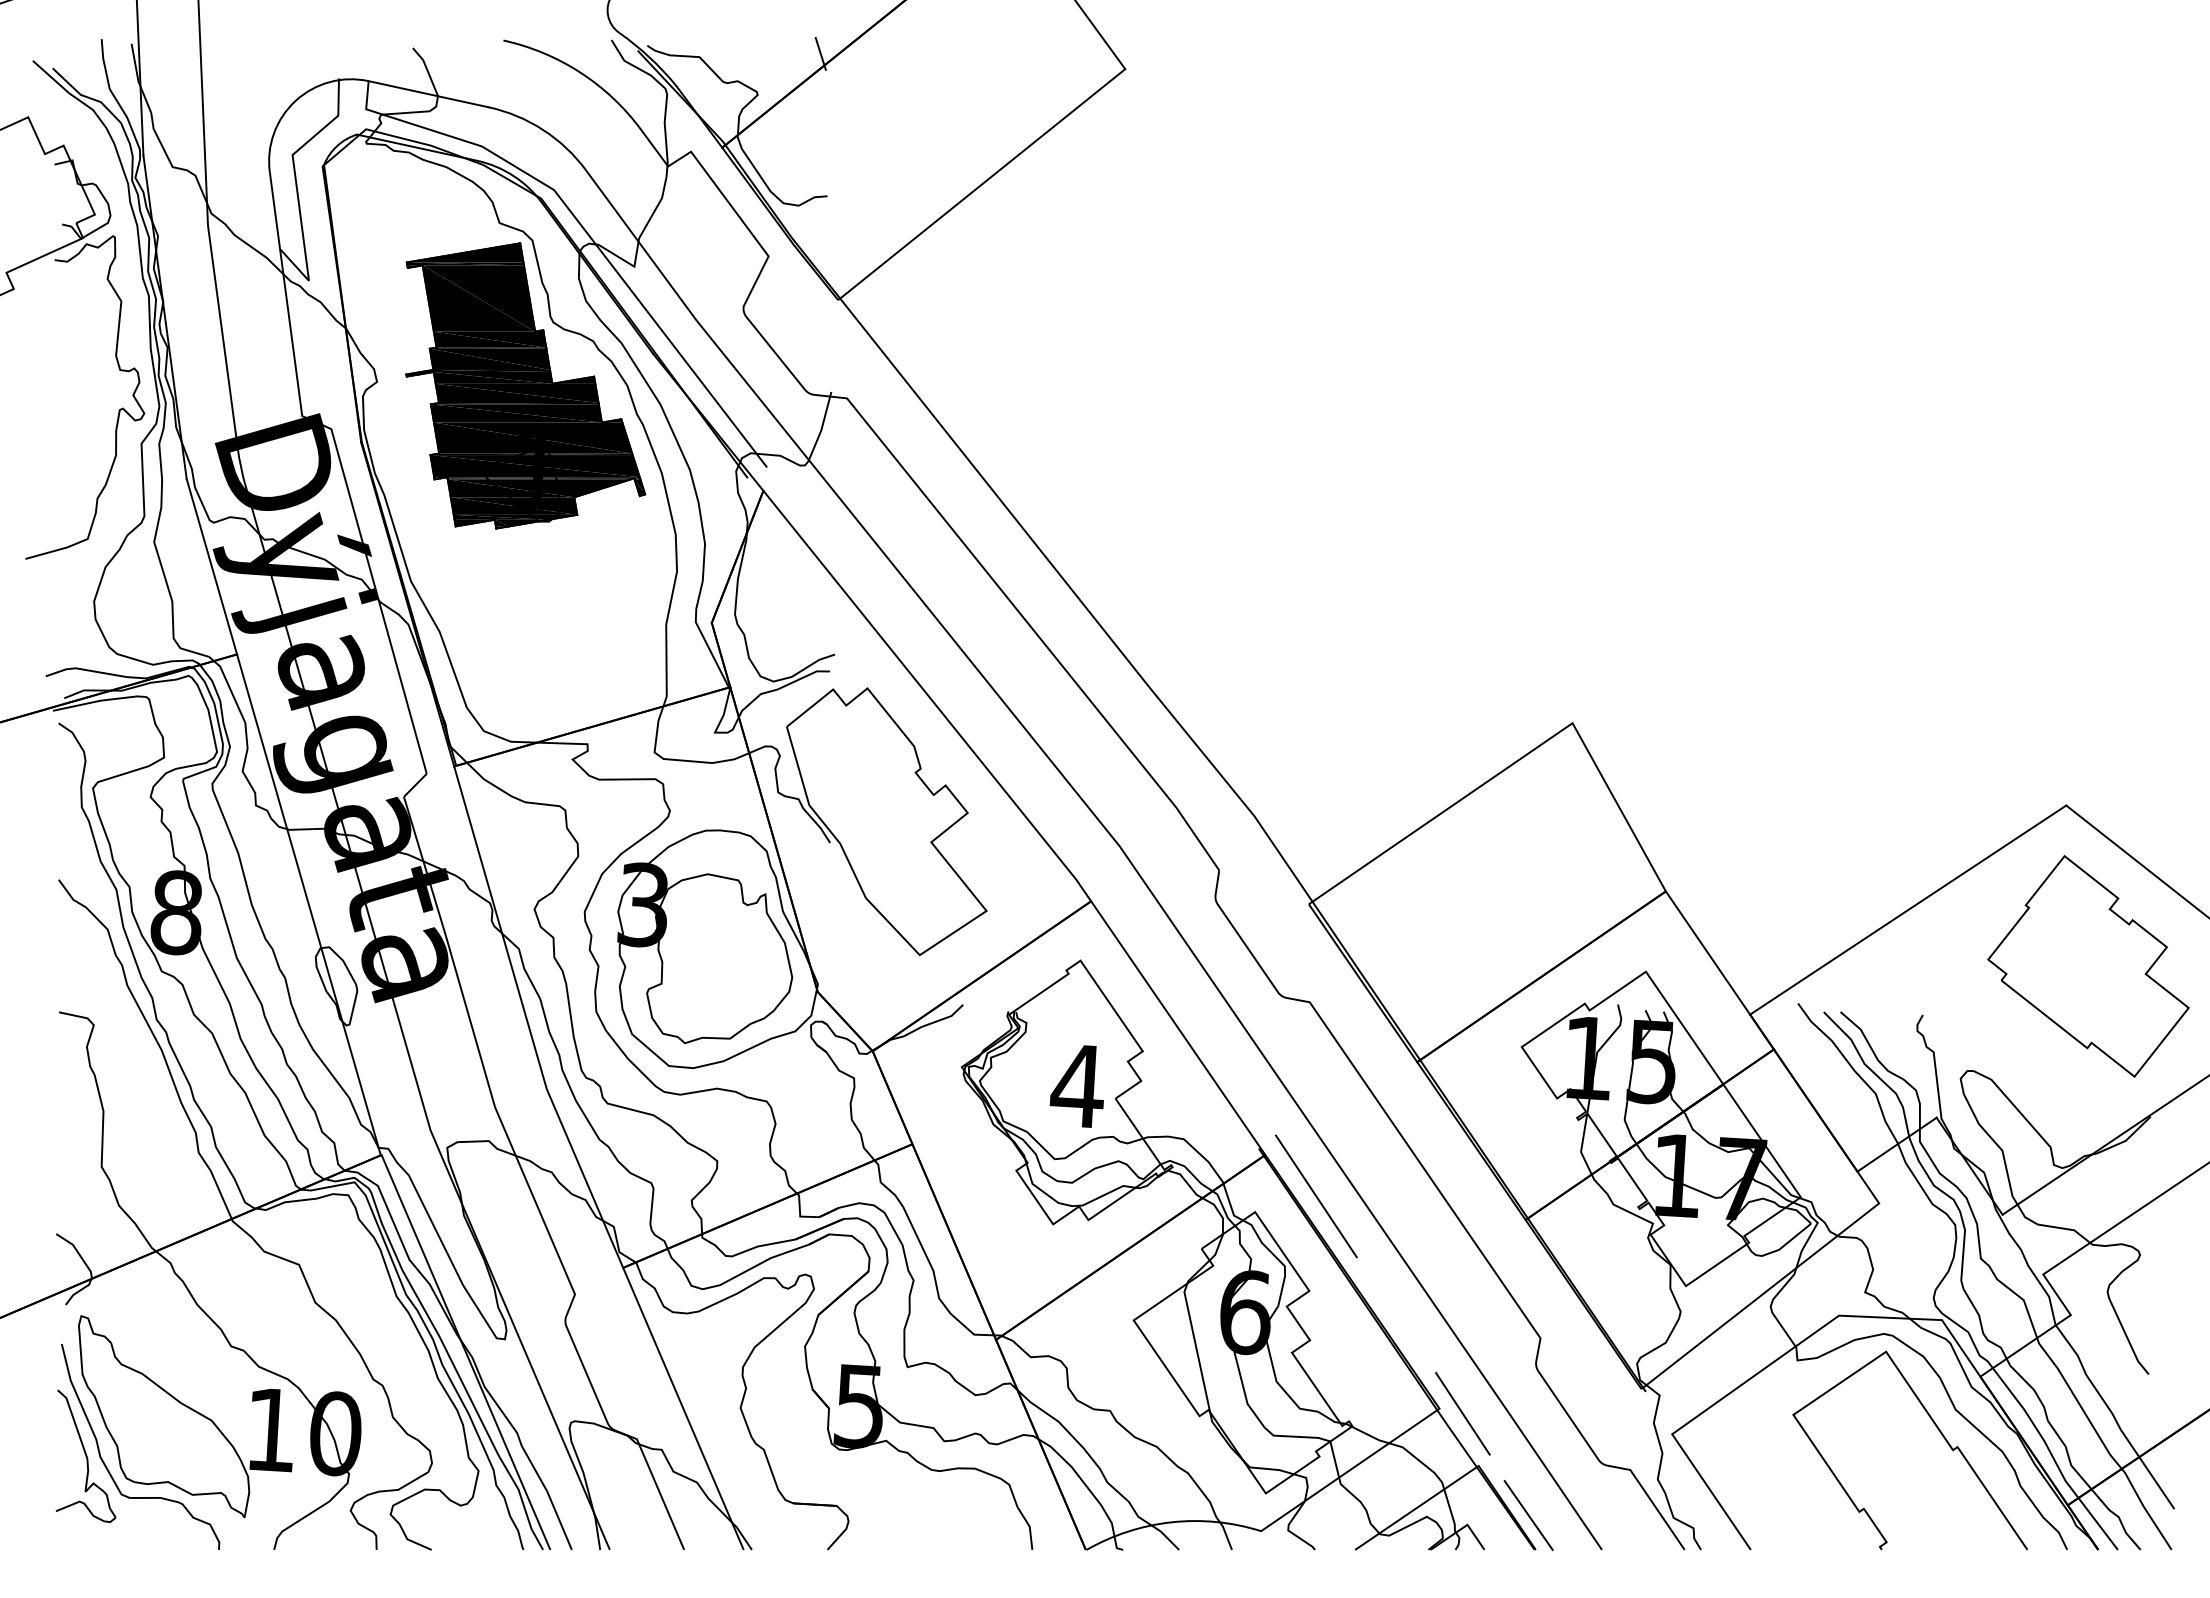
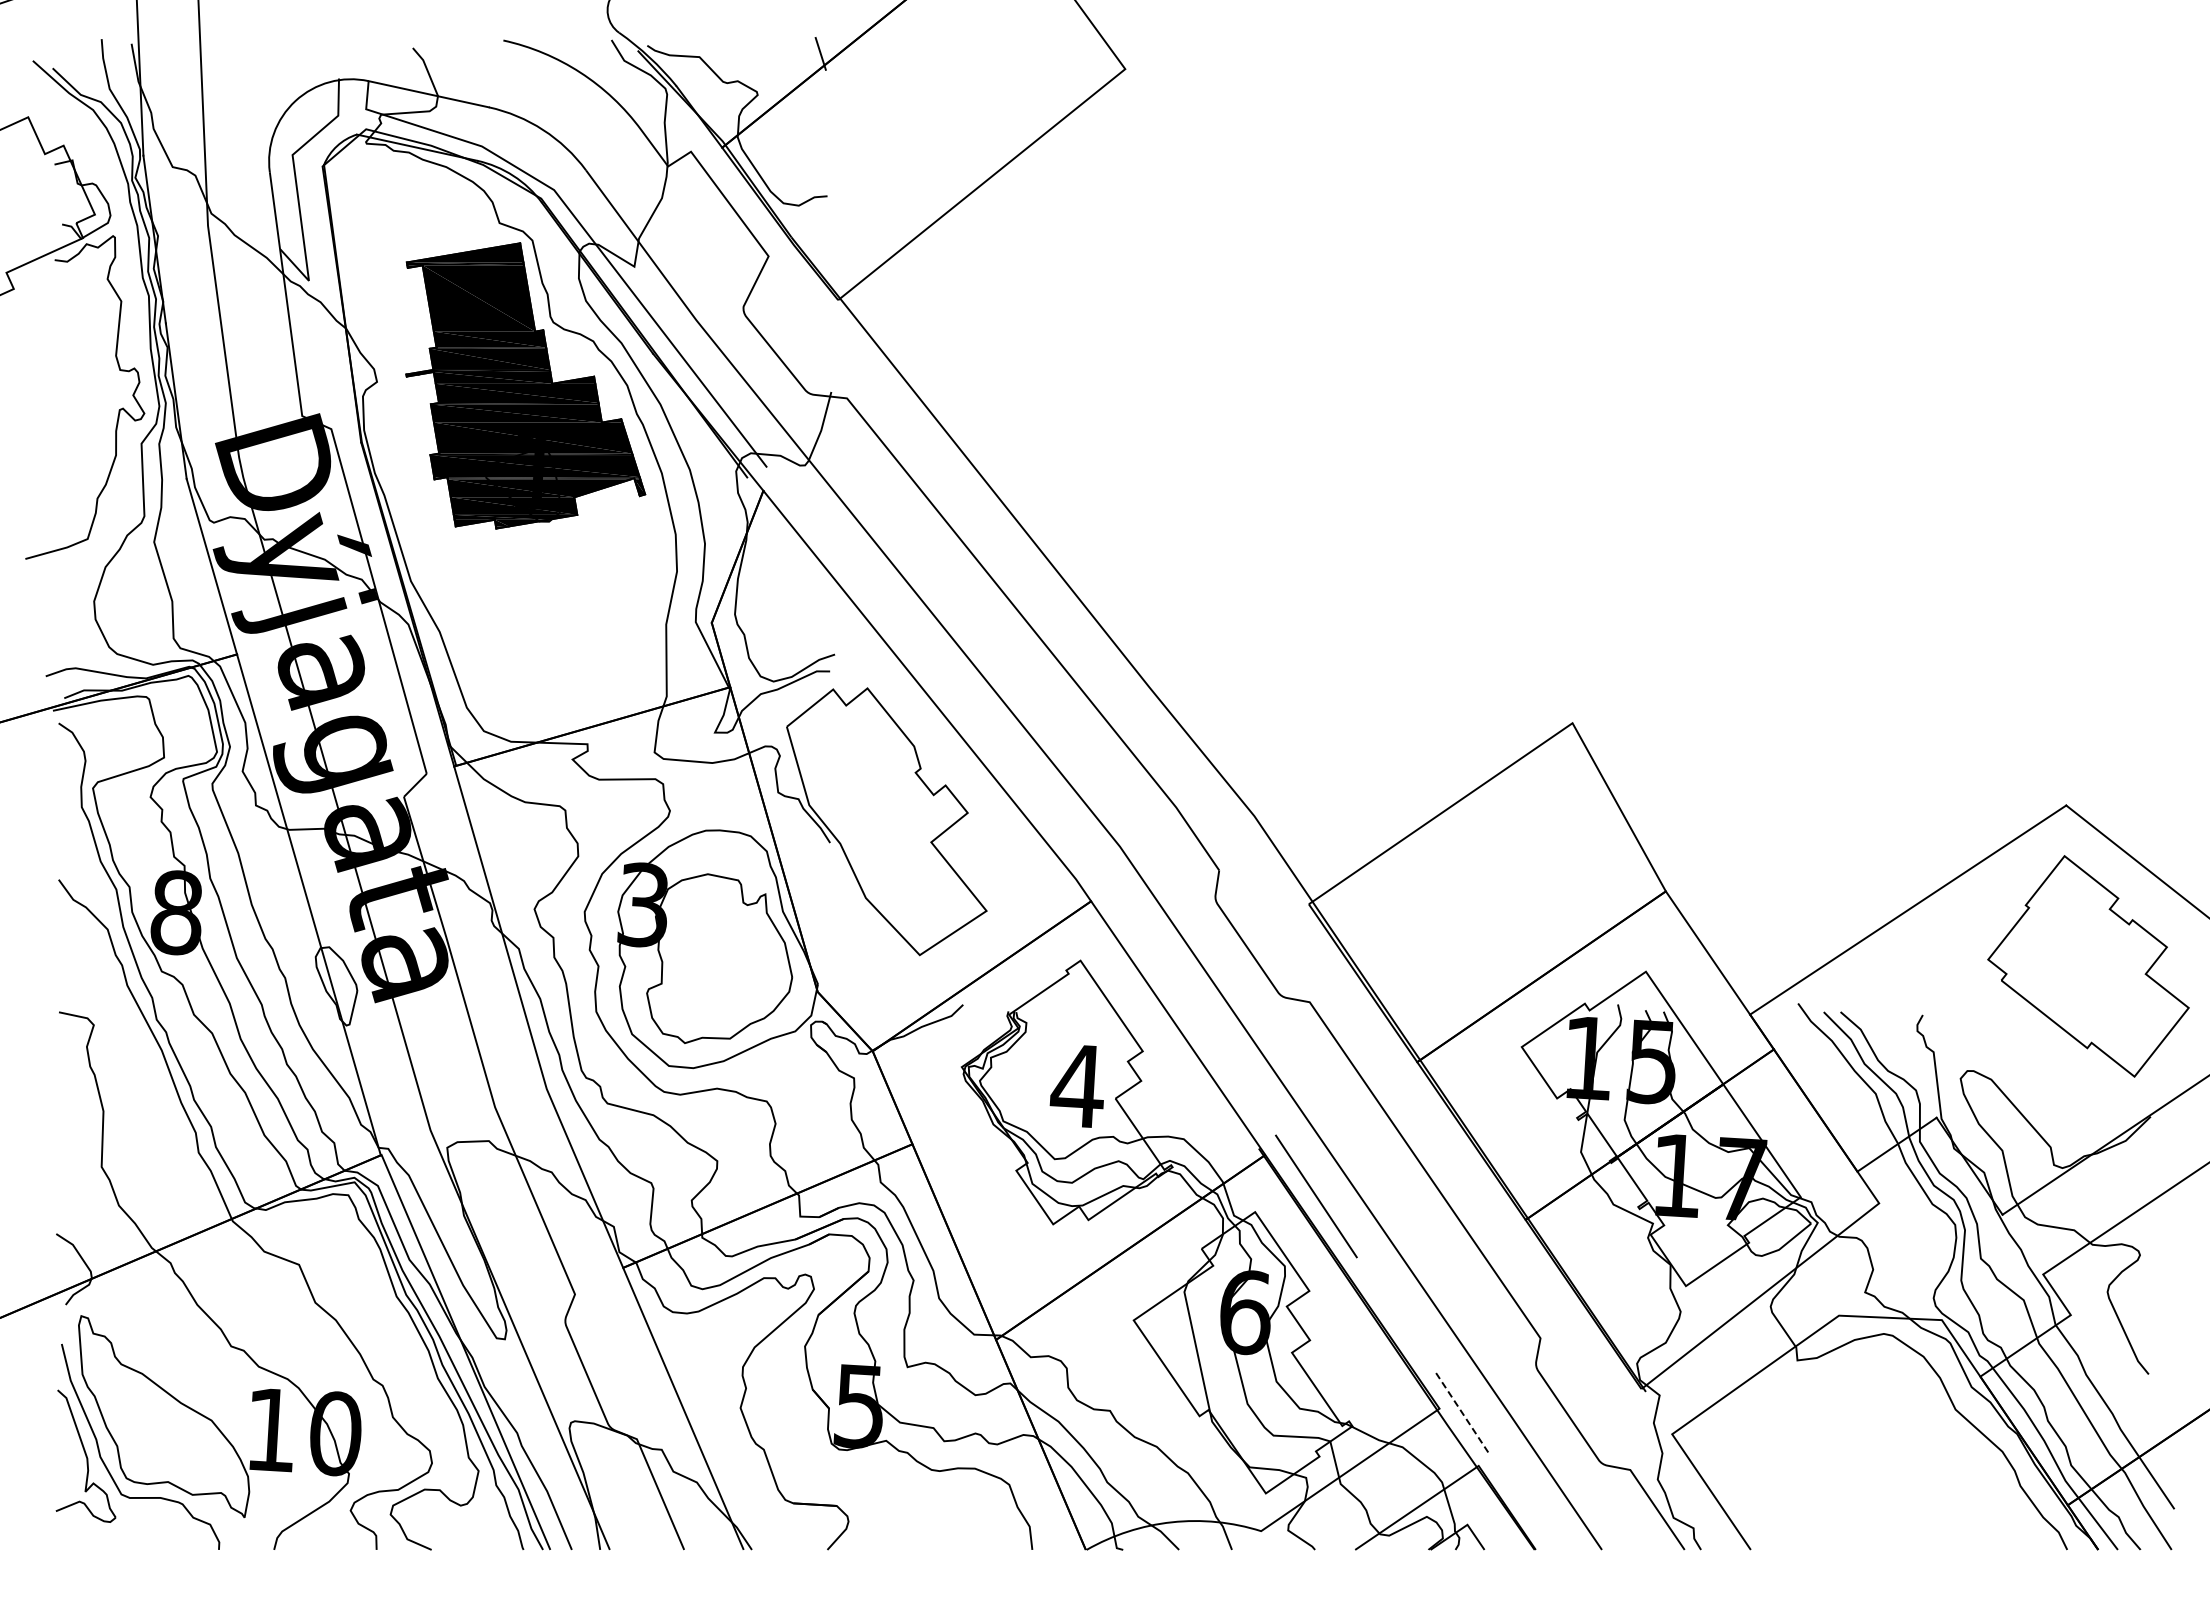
line: solid -> dashed (1462, 1413)
curve: present -> none (1939, 1432)
line: present -> none (1528, 1515)
